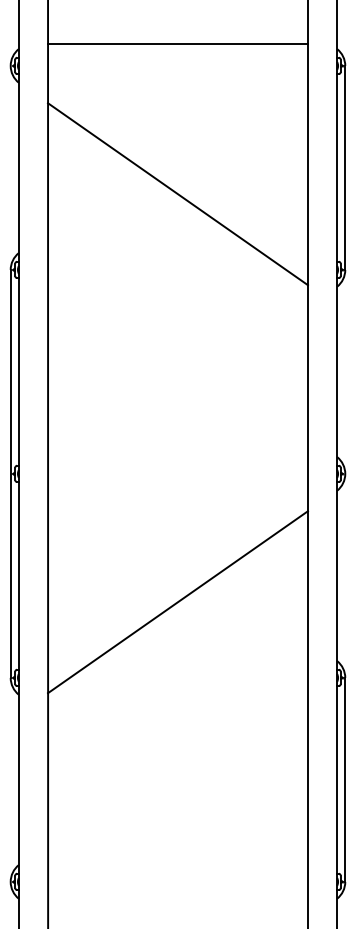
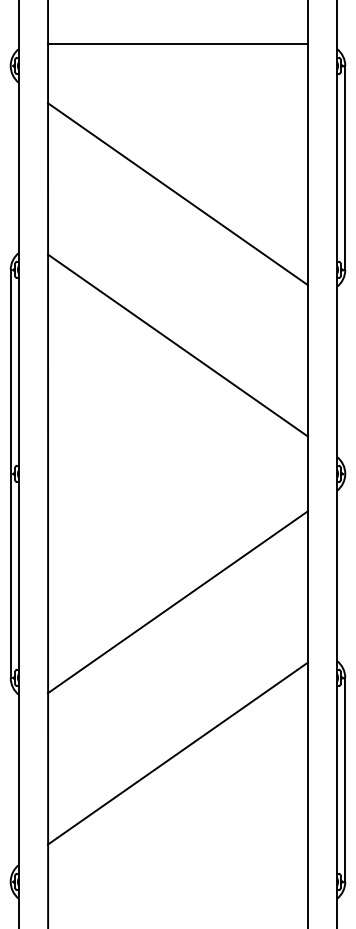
line: none -> present (177, 345)
line: none -> present (177, 753)
